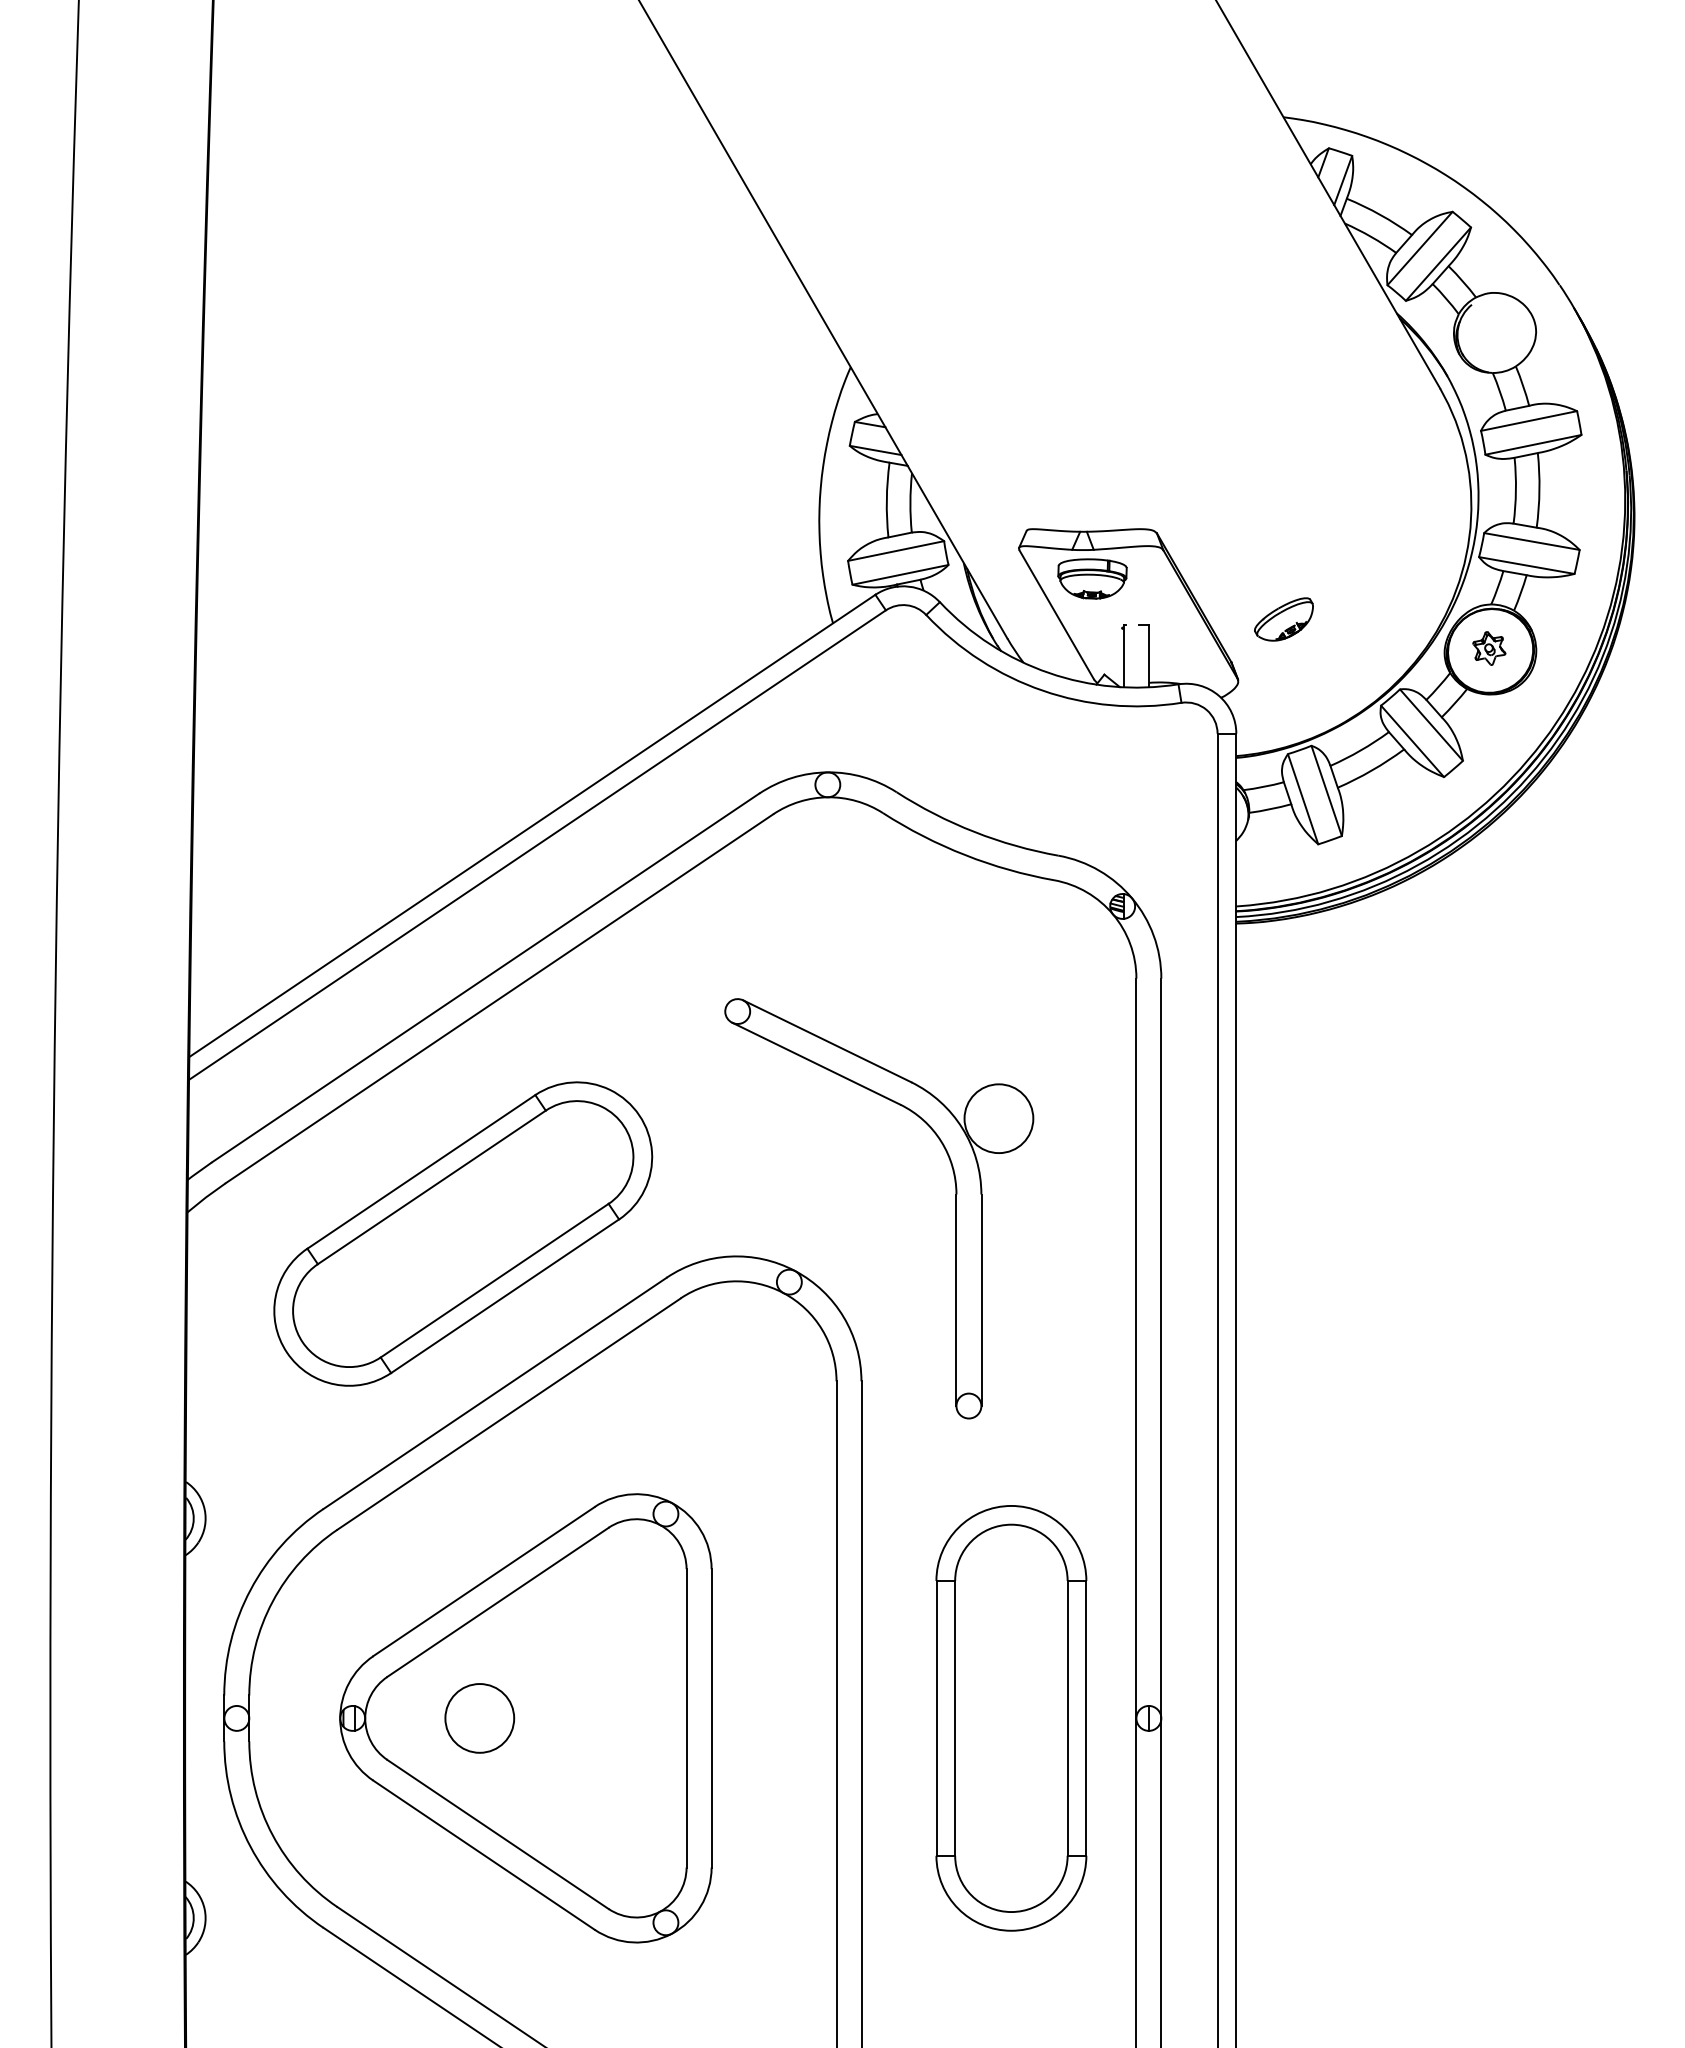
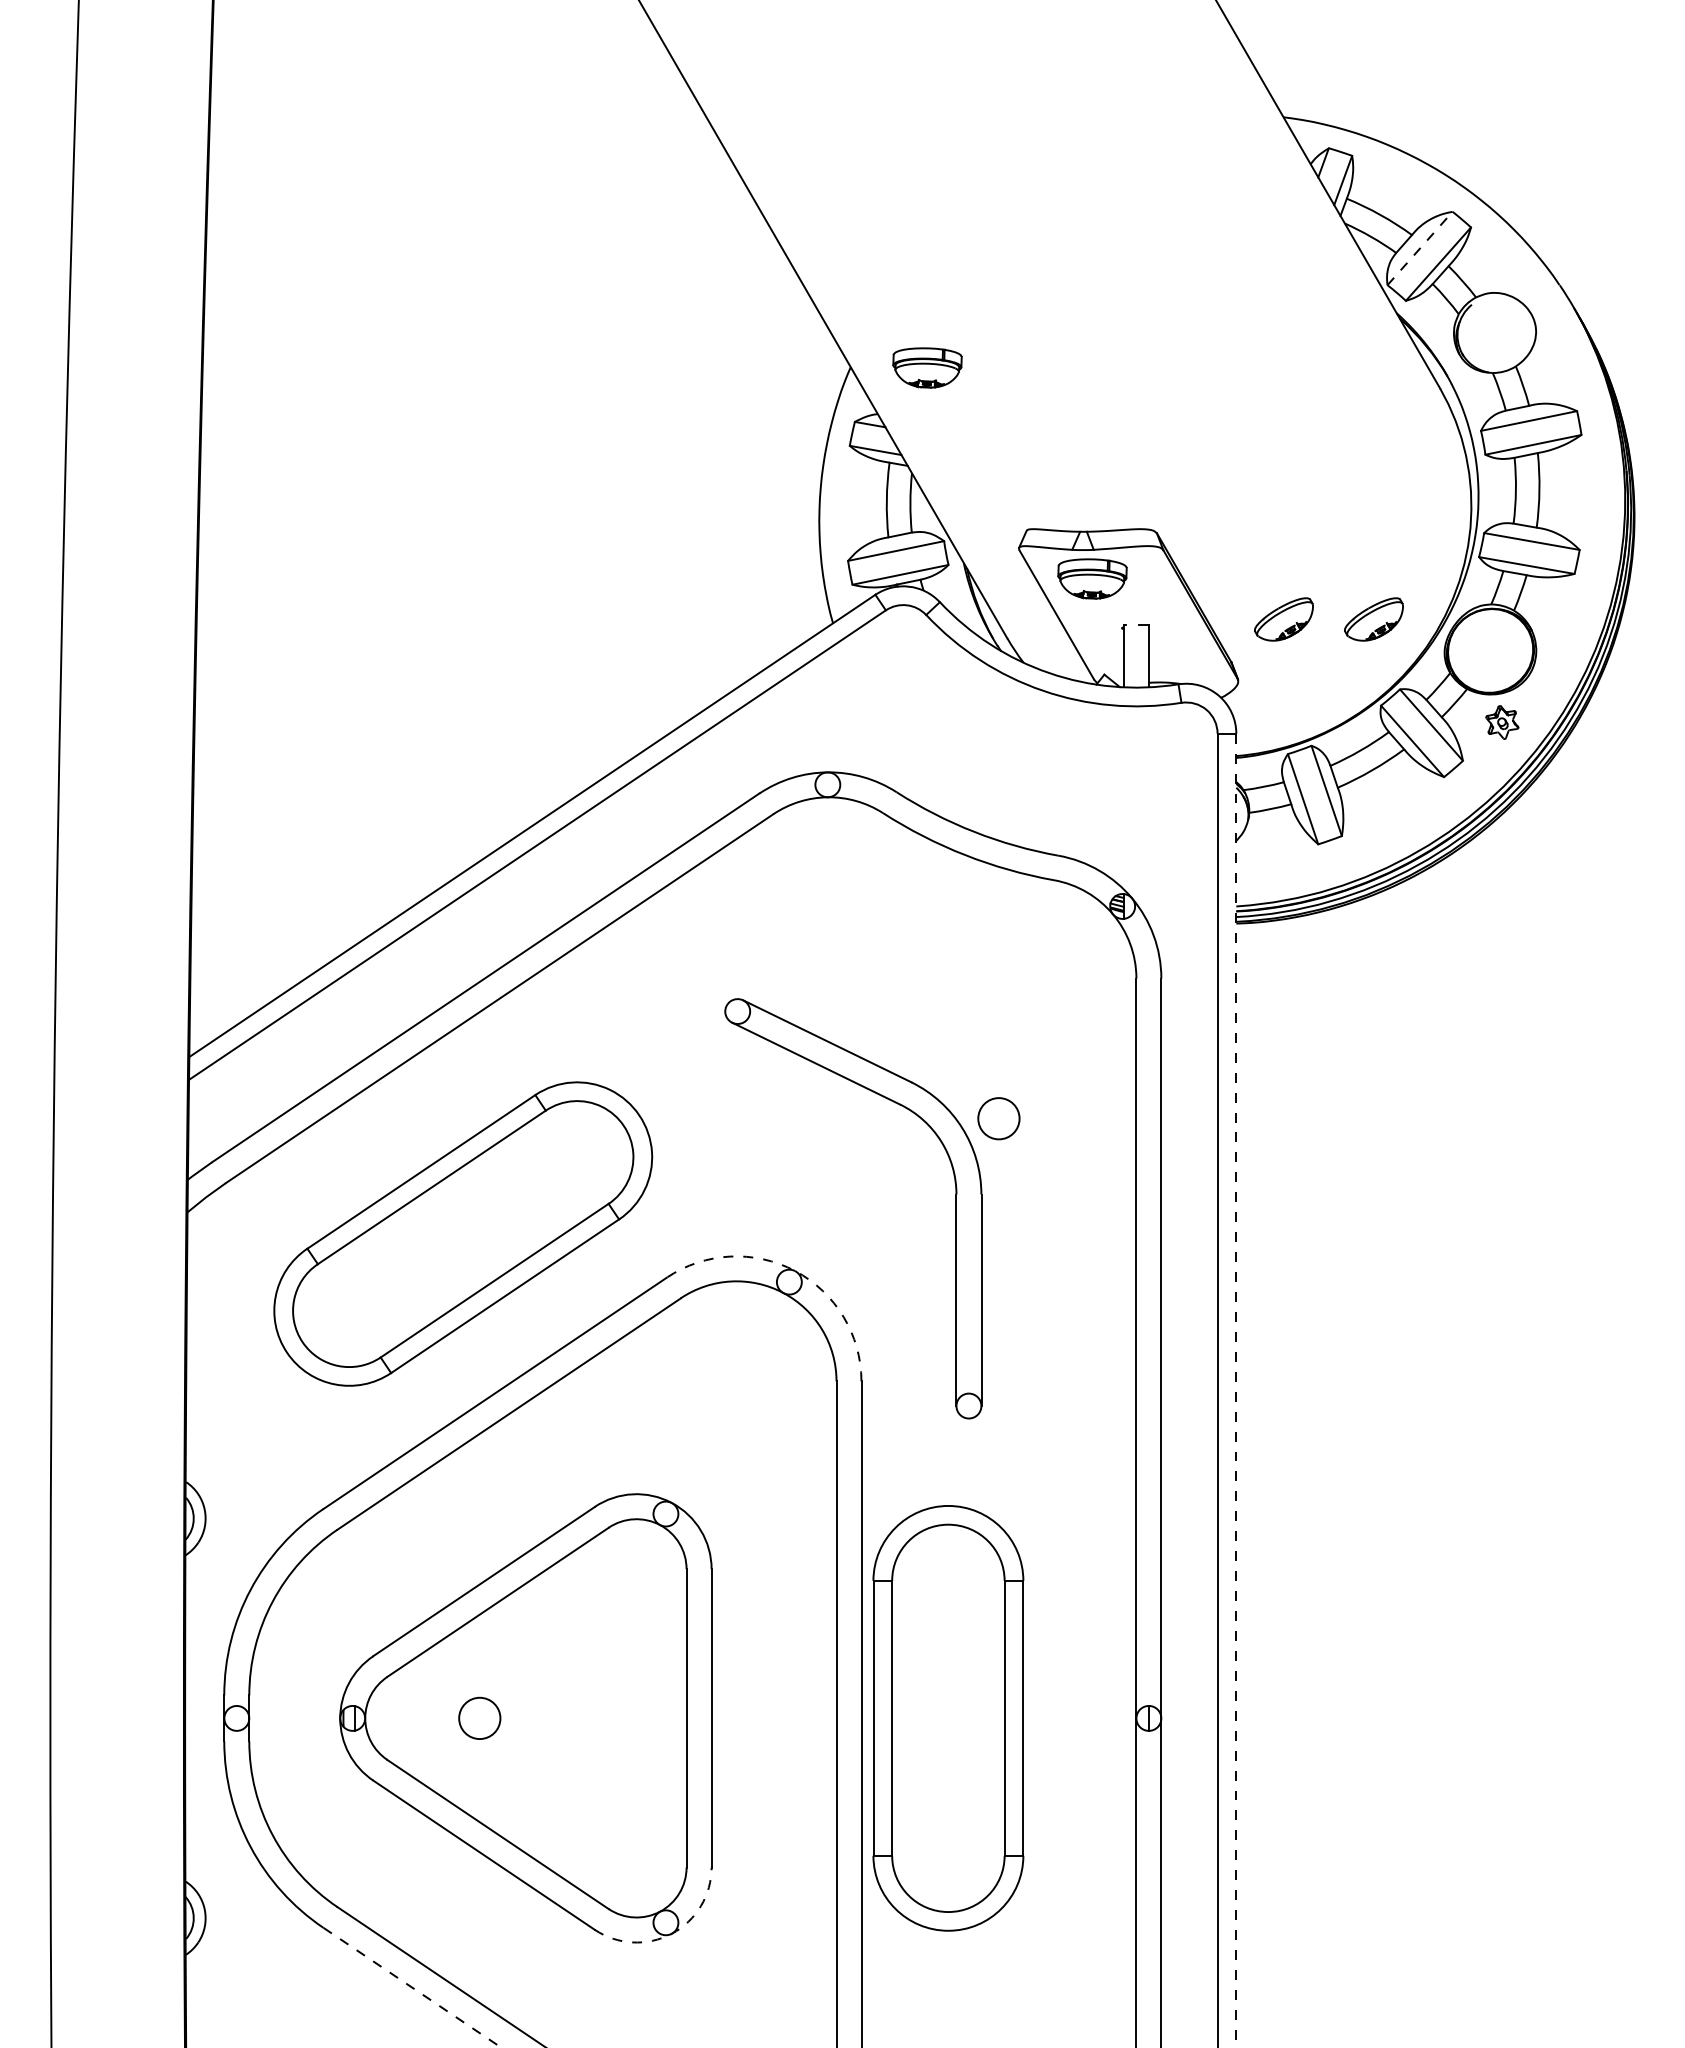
line: solid -> dashed (1420, 248)
part: none -> present (927, 367)
part: none -> present (1373, 619)
part position: (1489, 648) -> (1502, 722) (1502, 722)
circle diameter: 69 px -> 41 px (998, 1118)
arc: solid -> dashed (795, 1271)
line: solid -> dashed (1236, 1390)
circle diameter: 69 px -> 41 px (479, 1718)
part position: (1011, 1718) -> (948, 1718) (948, 1718)
arc: solid -> dashed (671, 1933)
line: solid -> dashed (413, 1988)
